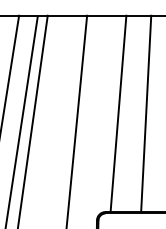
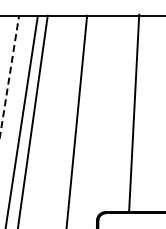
line: solid -> dashed (9, 75)
line: present -> none (118, 113)
line position: (146, 113) -> (134, 112) (134, 112)
